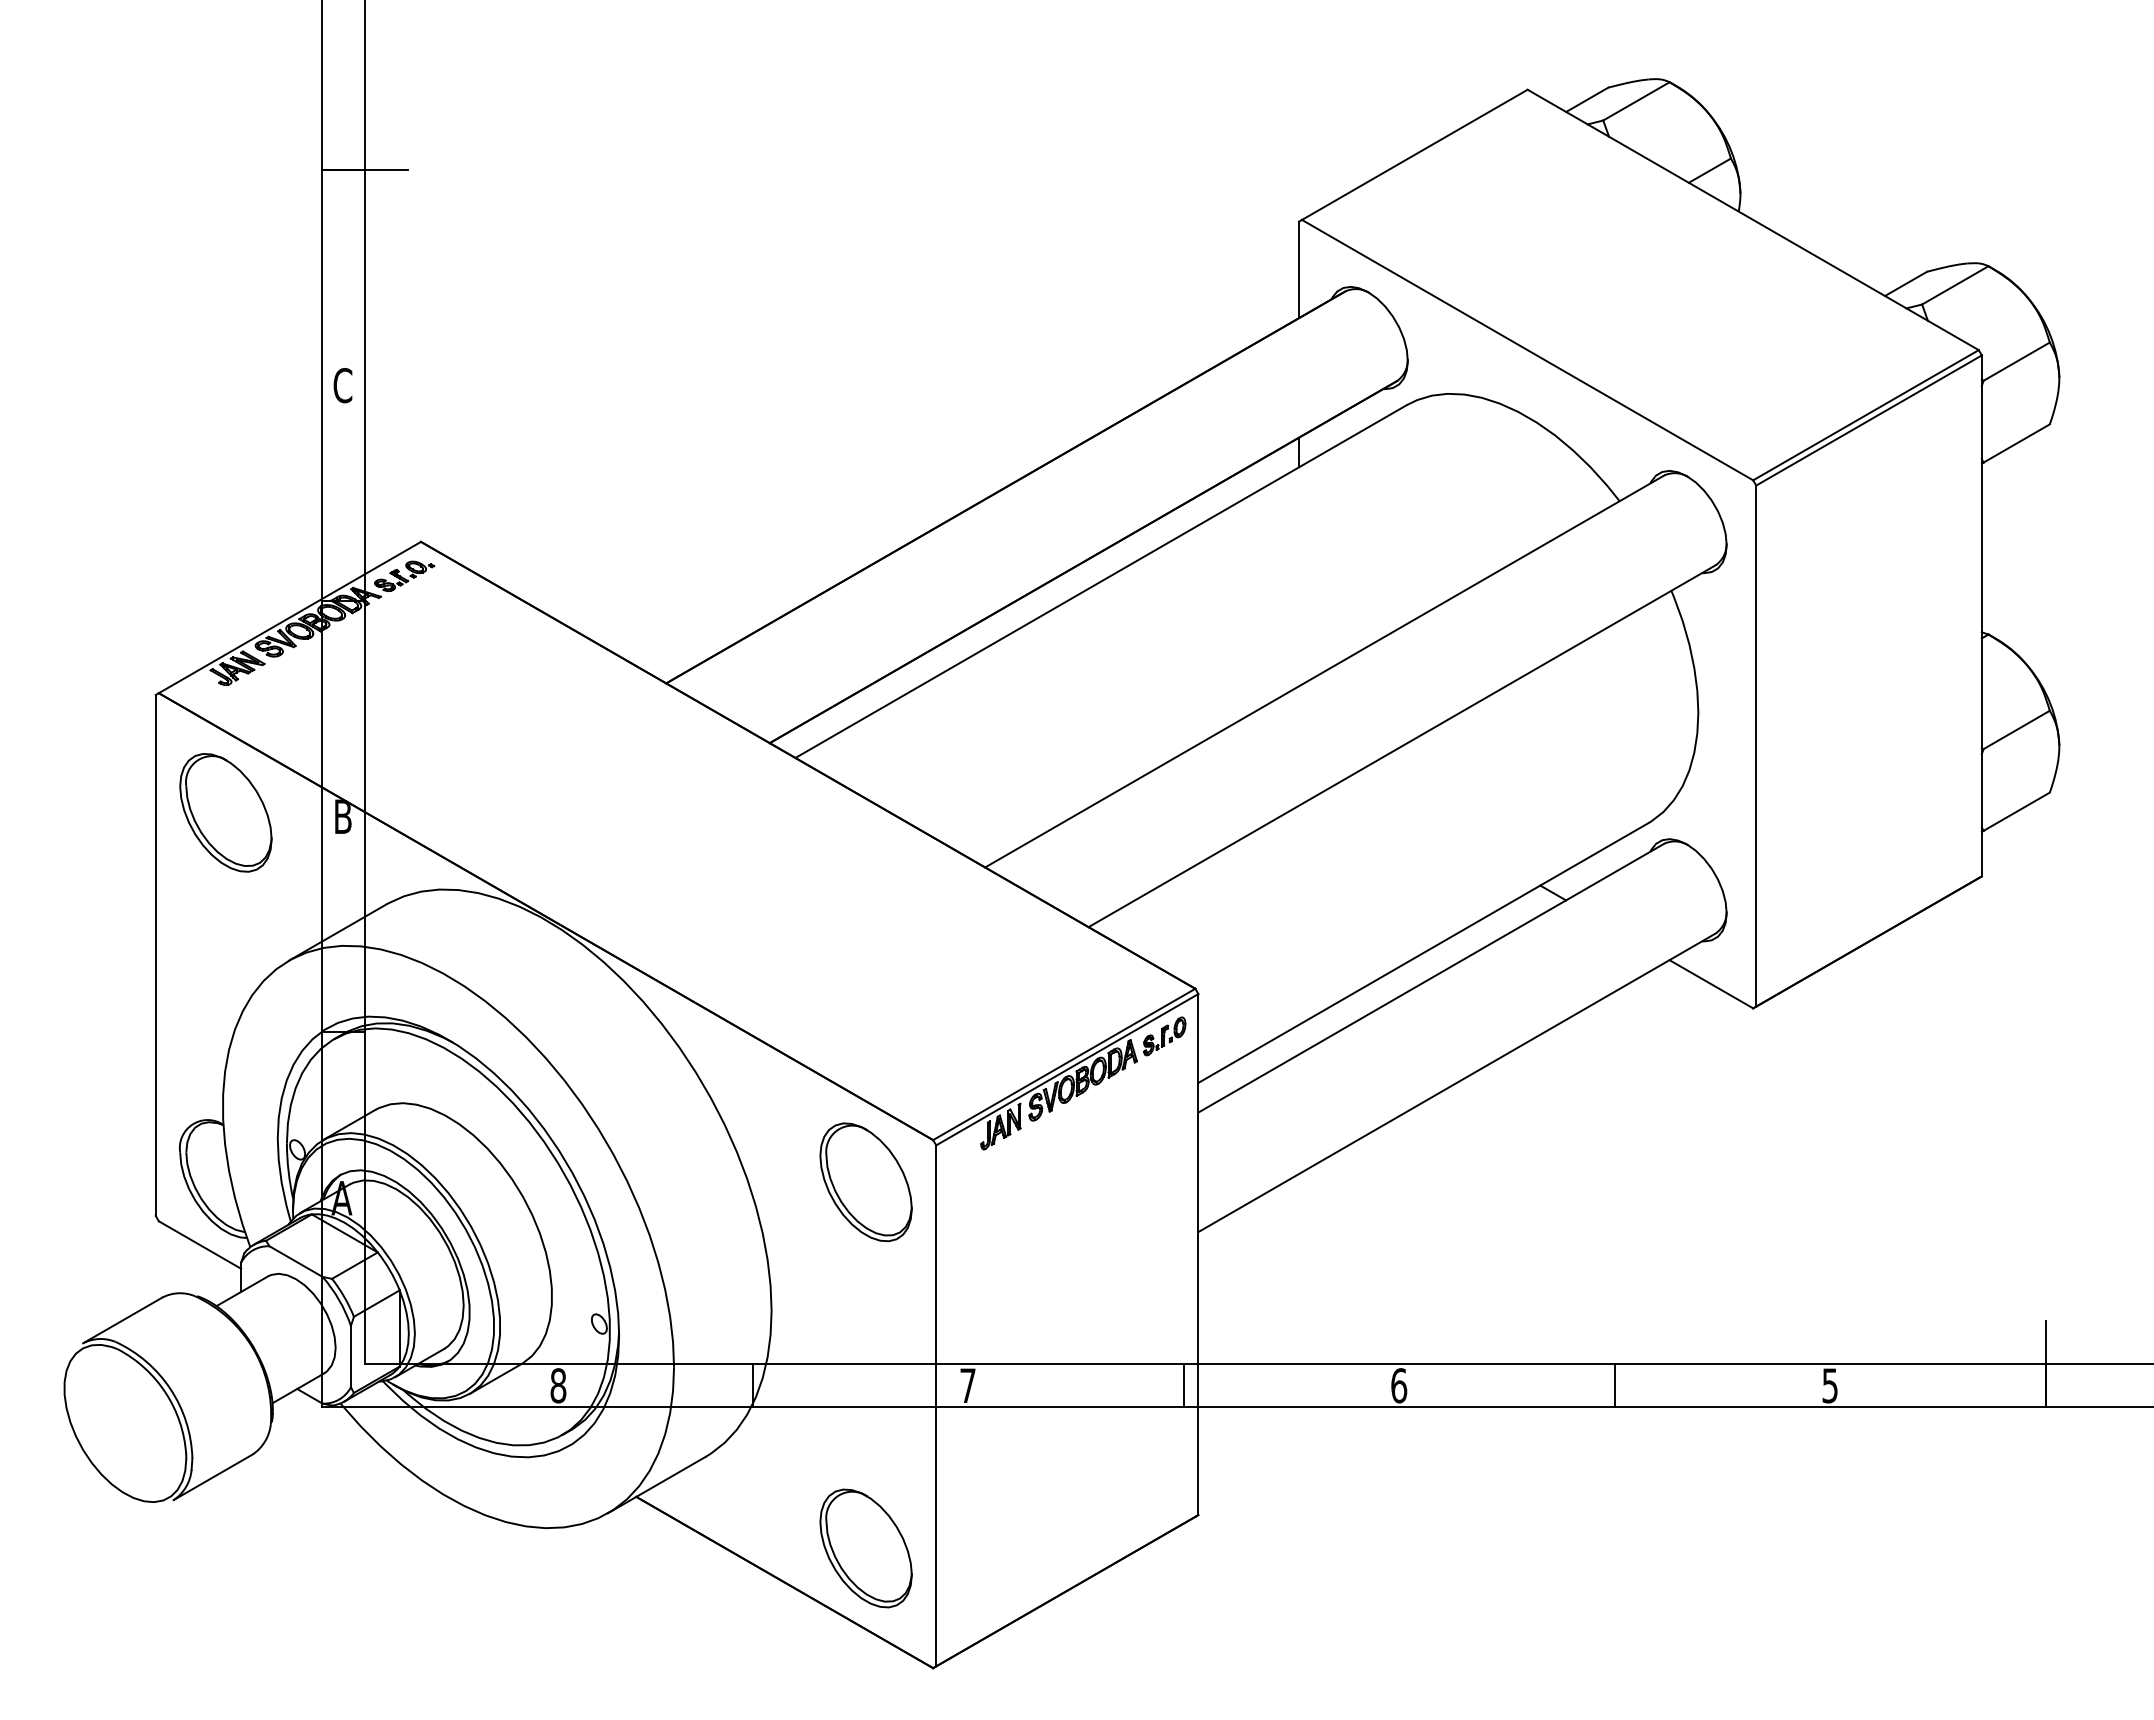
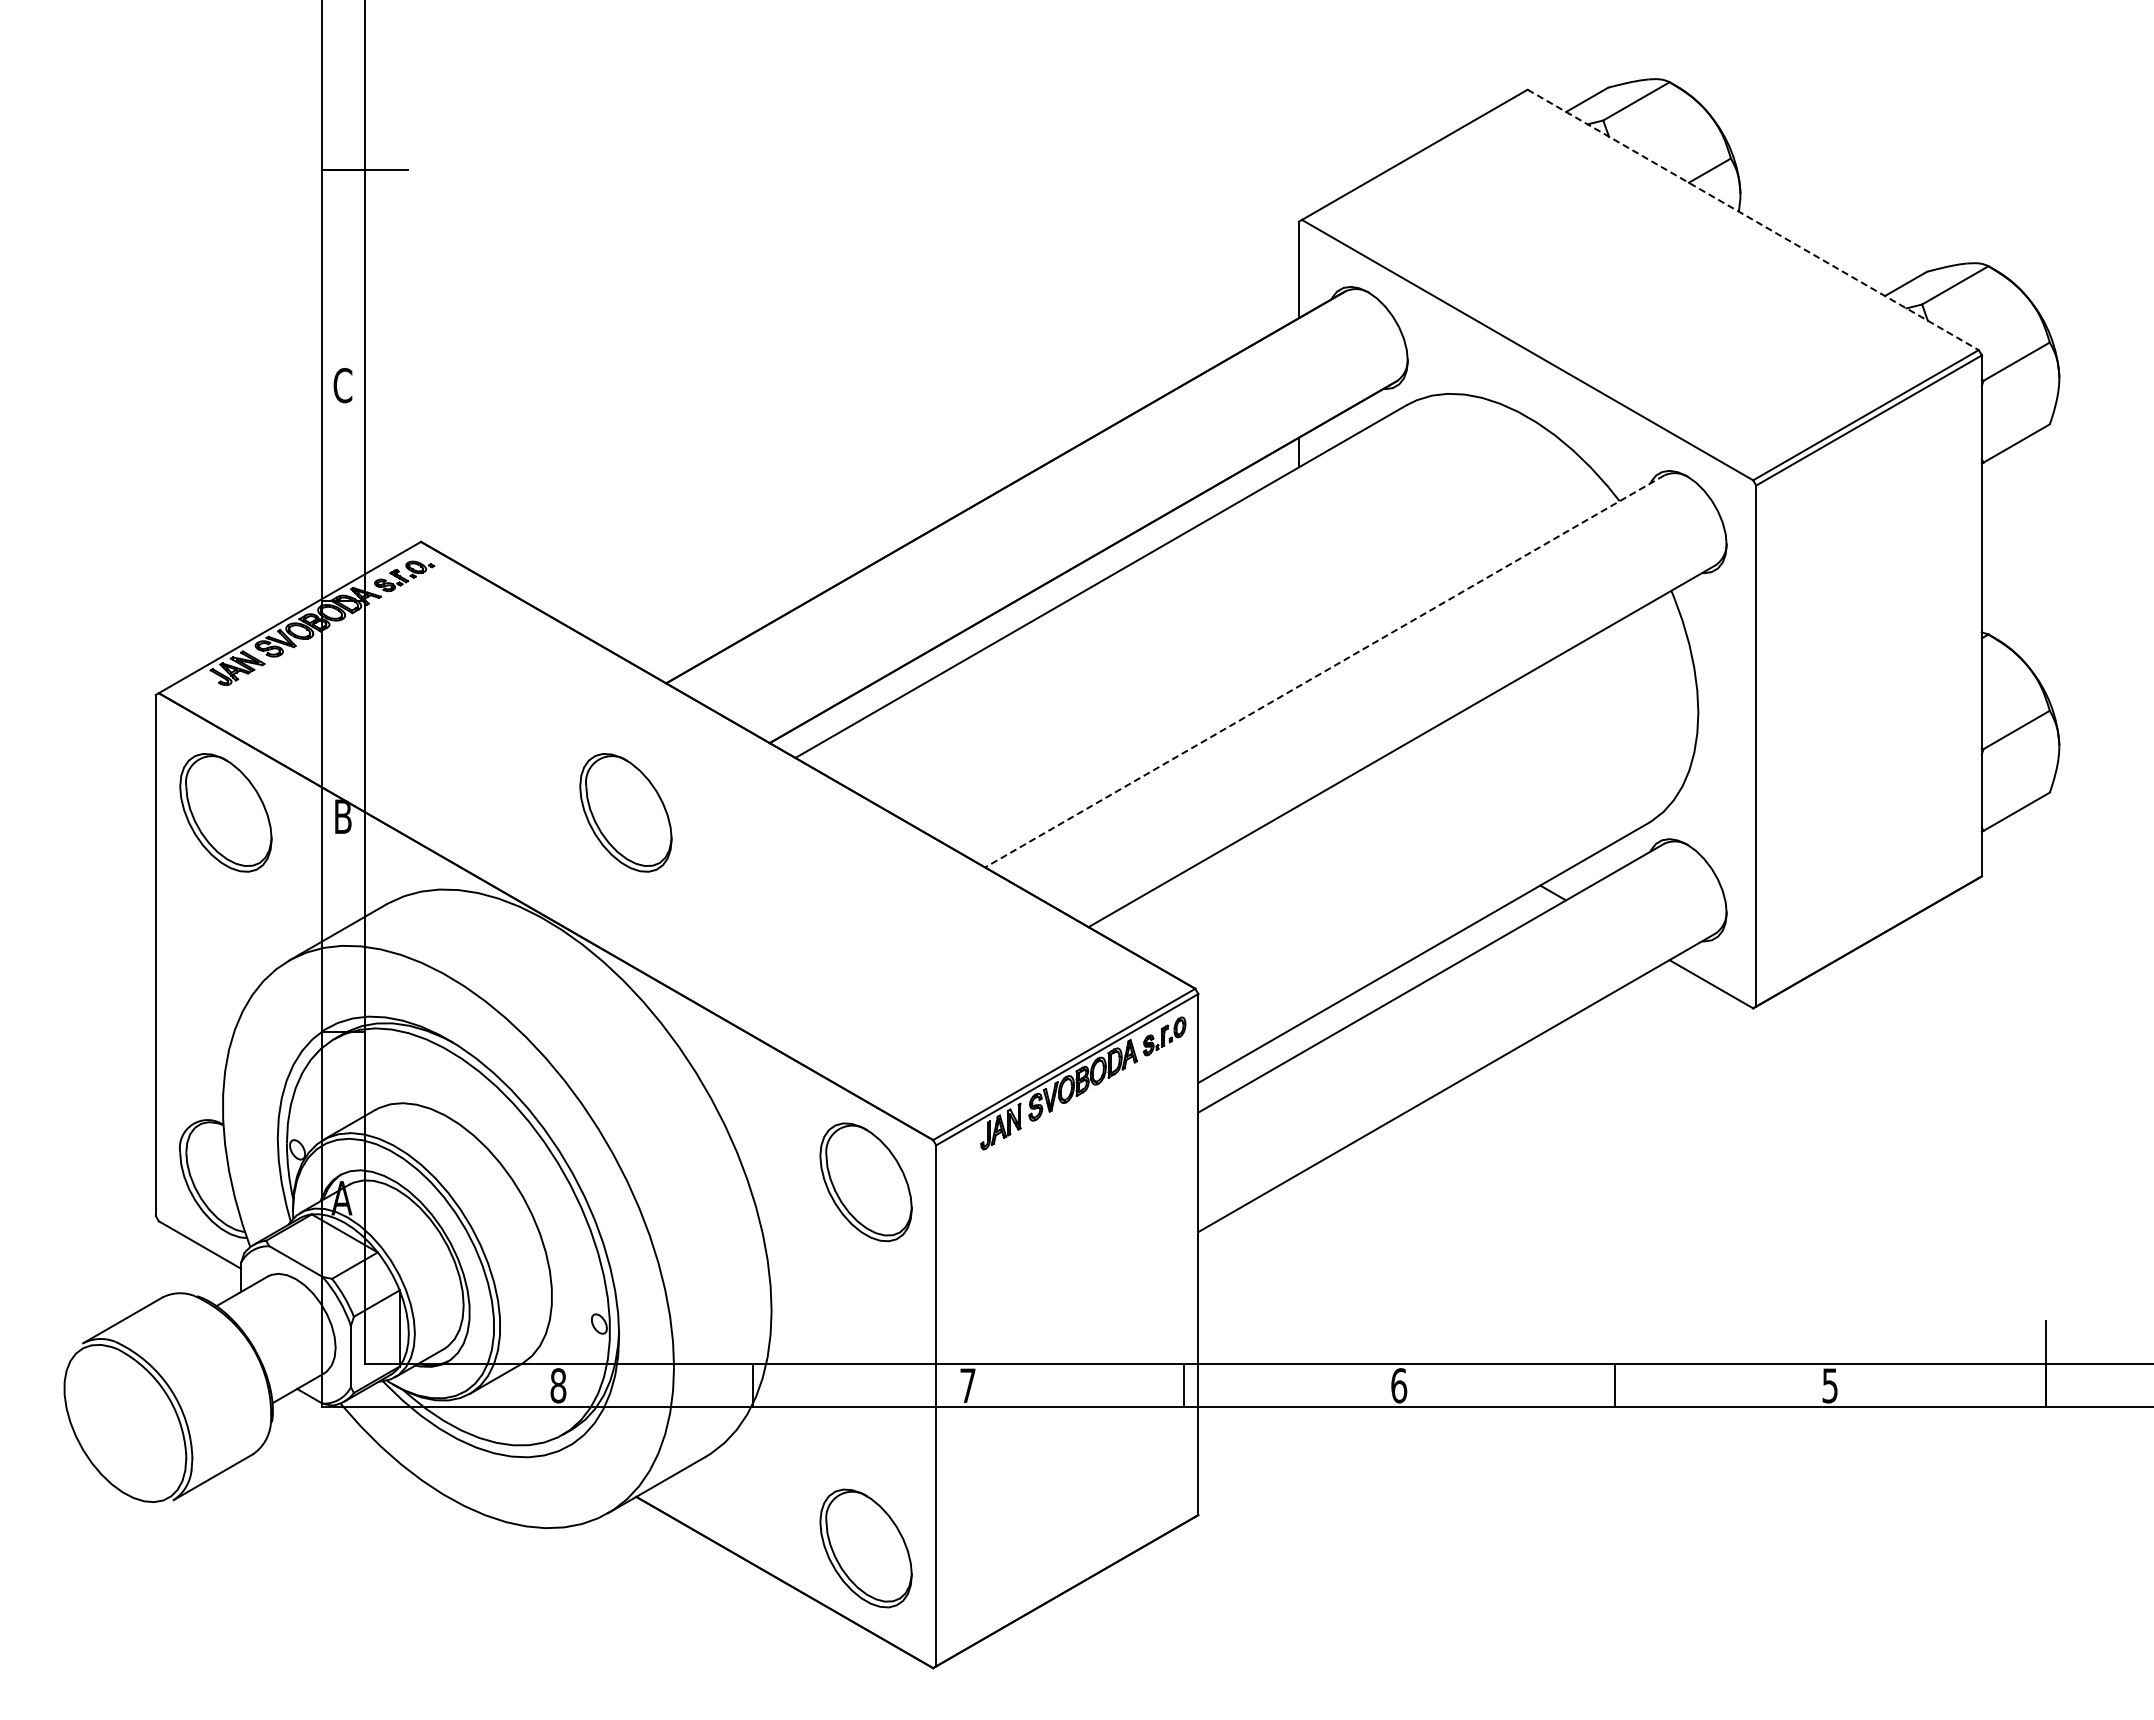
line: solid -> dashed (1753, 220)
line: solid -> dashed (1324, 671)
part: none -> present (625, 812)
